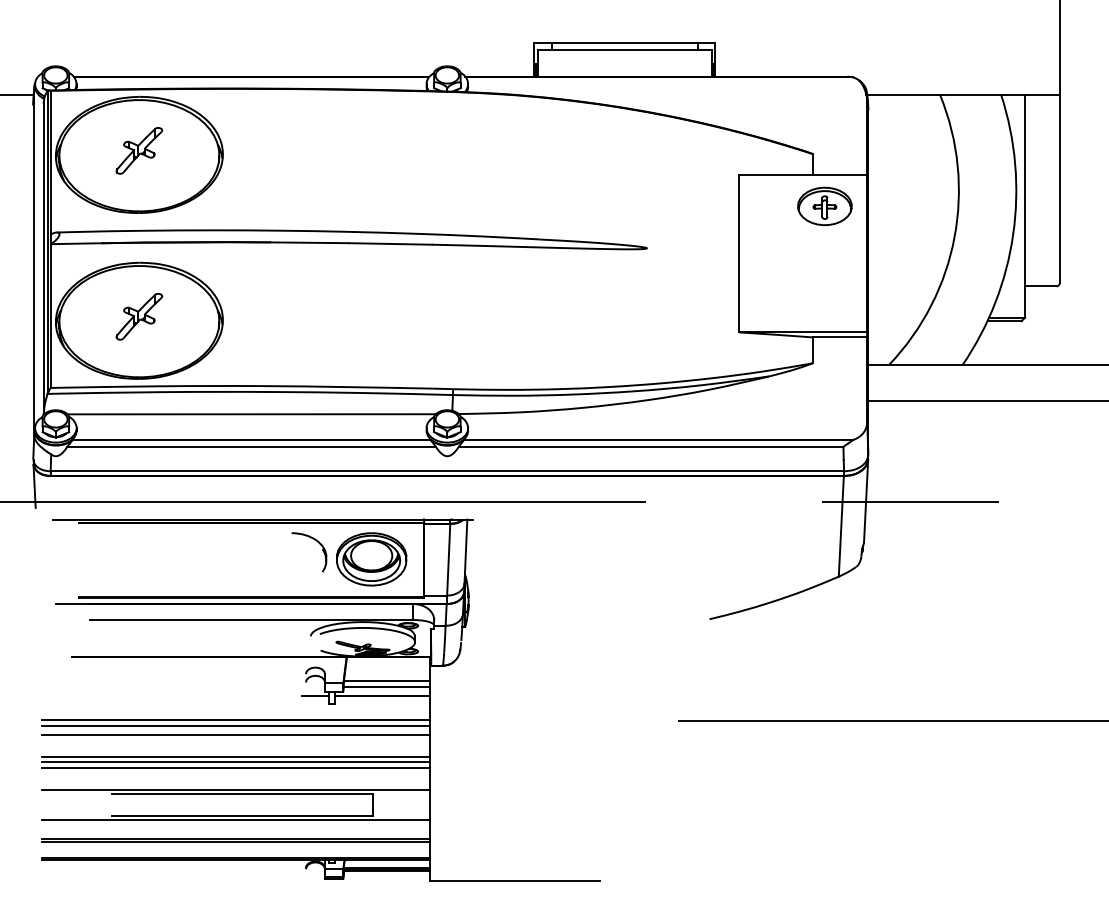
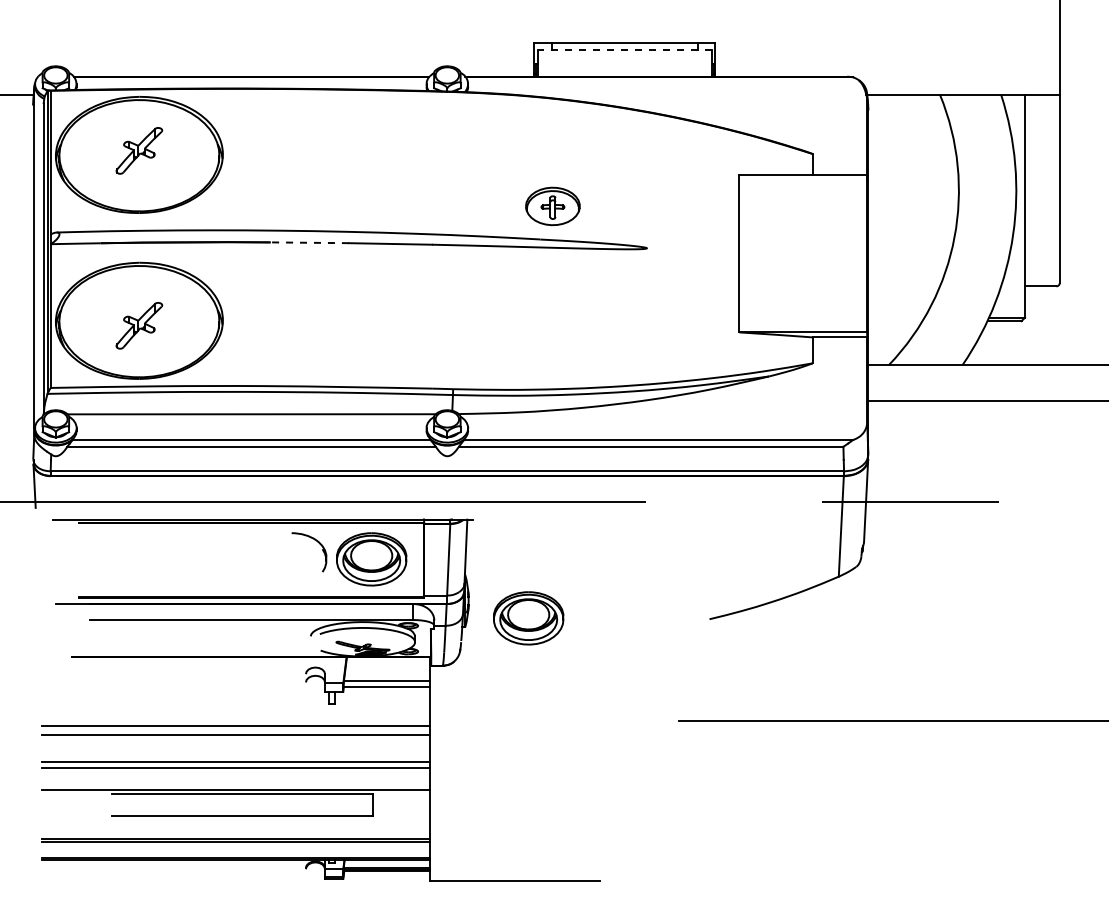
line: solid -> dashed (624, 50)
part position: (824, 206) -> (552, 206) (552, 206)
line: solid -> dashed (309, 242)
part position: (139, 316) -> (139, 325) (139, 325)
part: none -> present (528, 618)
line: present -> none (315, 696)
line: present -> none (381, 696)
line: present -> none (235, 720)
line: present -> none (235, 757)
line: present -> none (235, 820)
